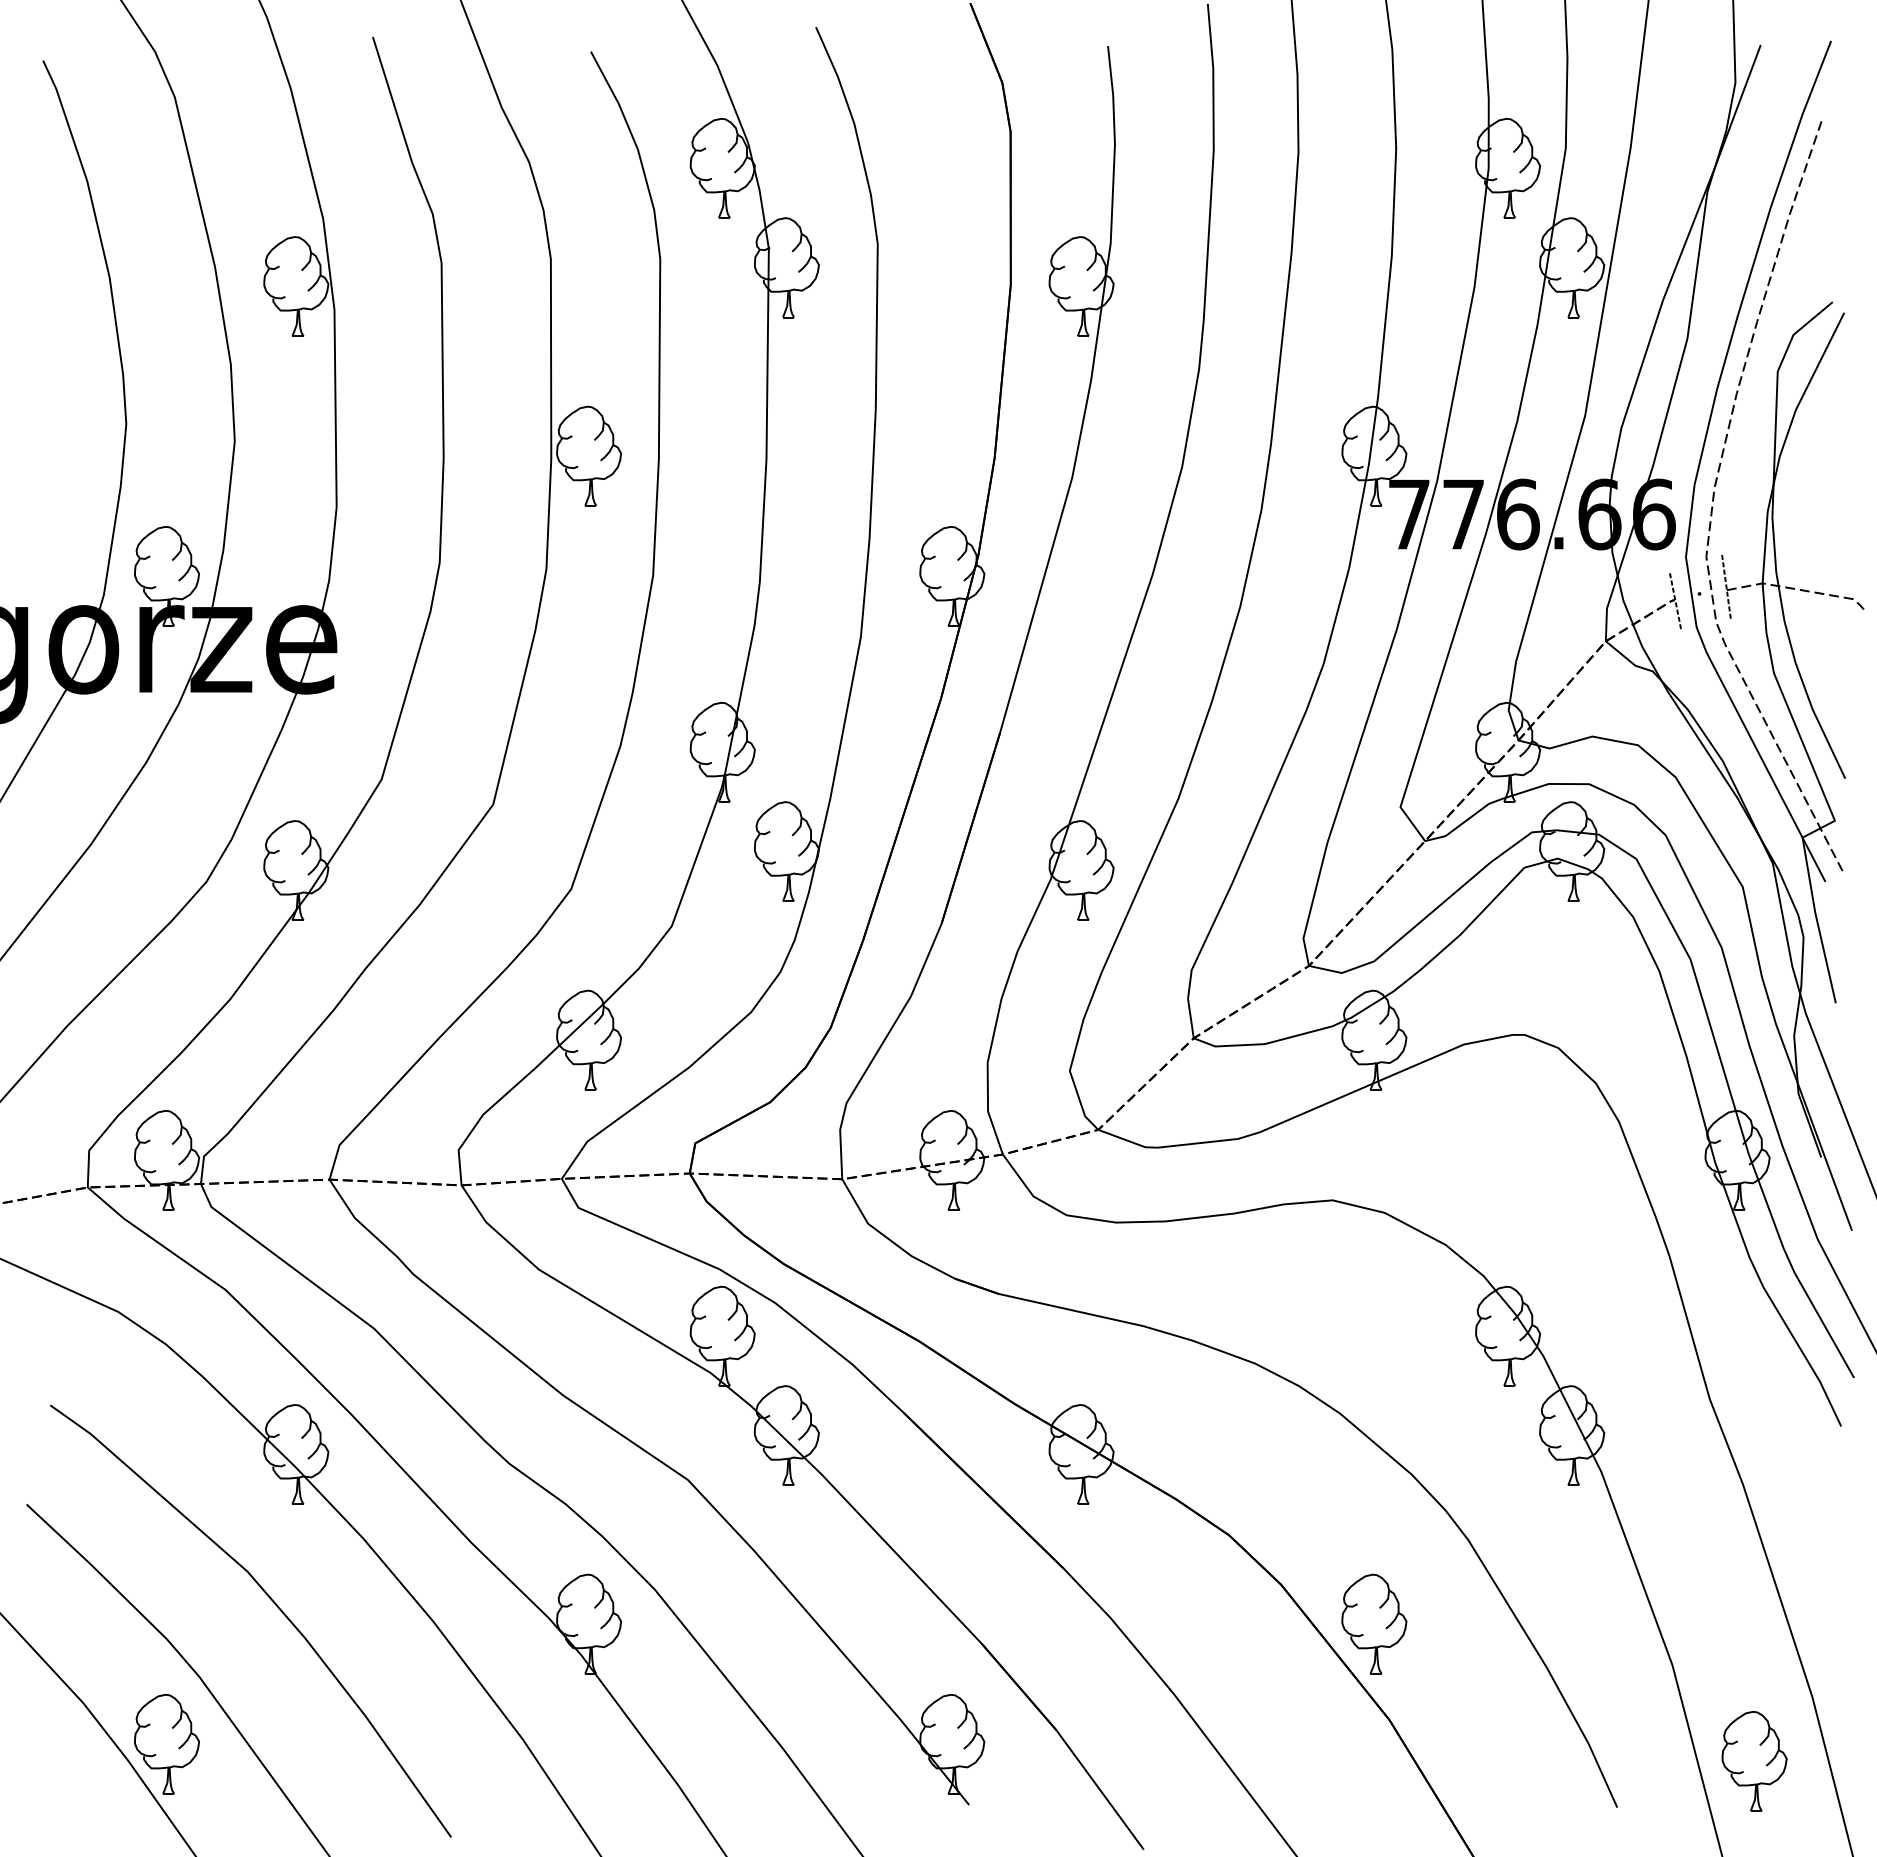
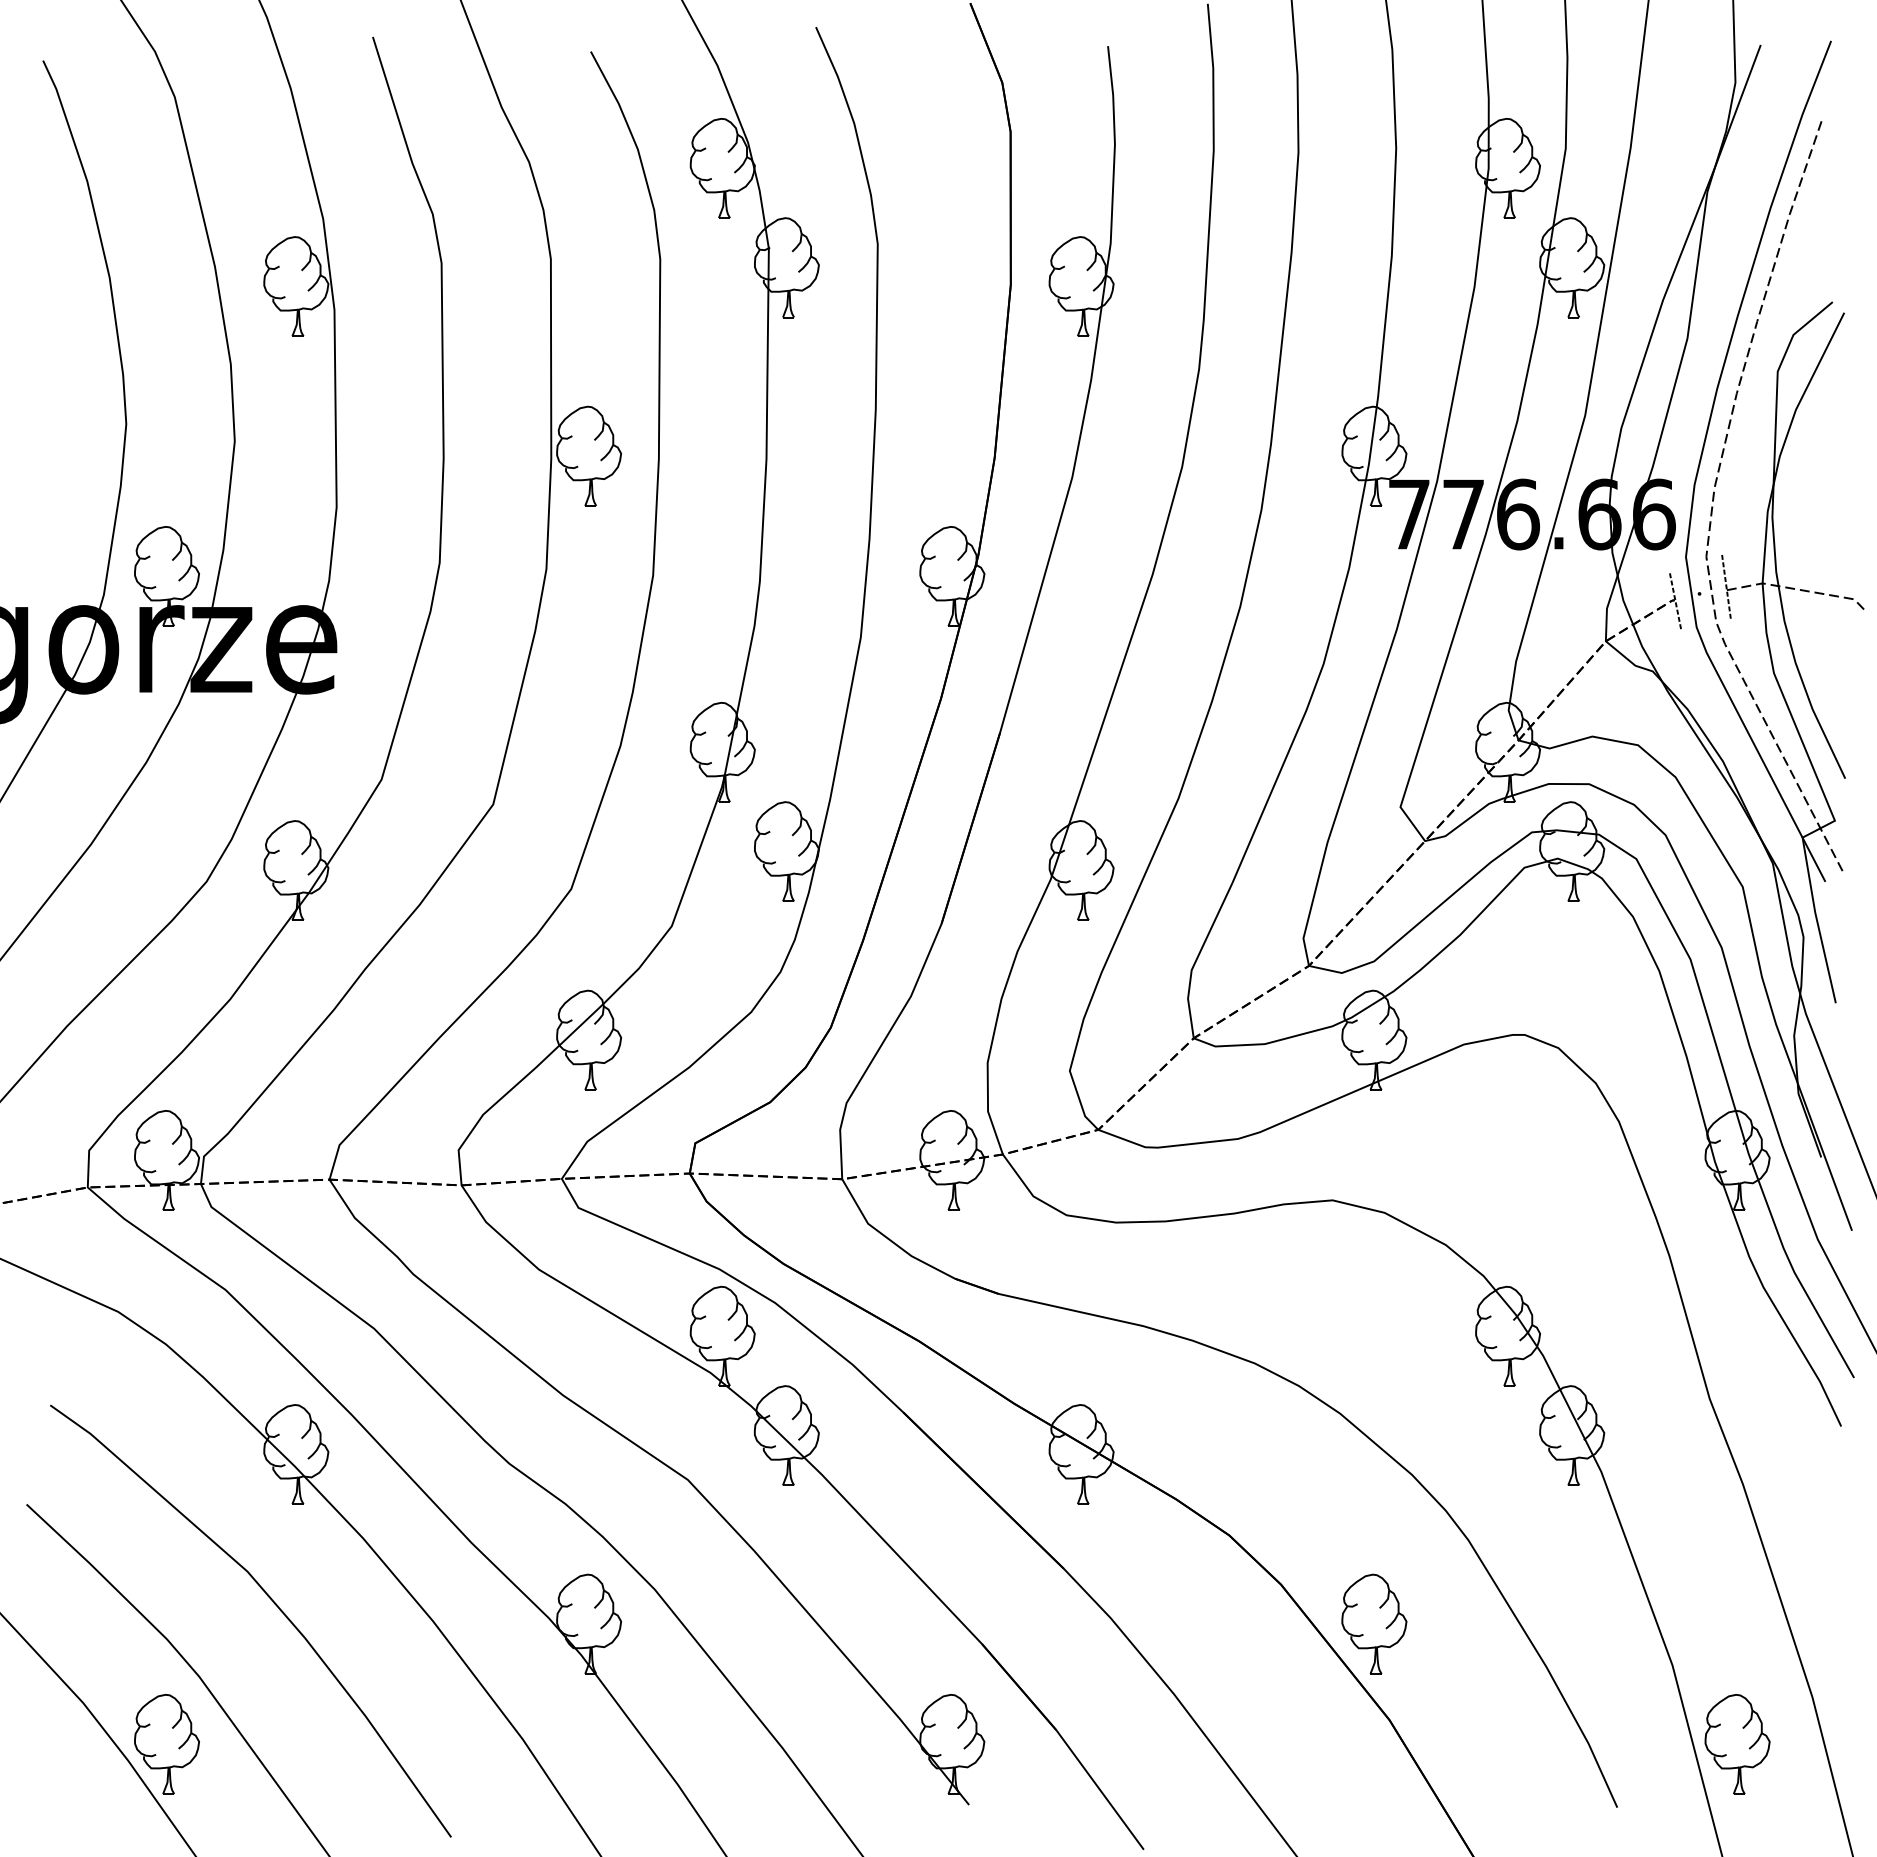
part position: (1754, 1761) -> (1737, 1744) (1737, 1744)
